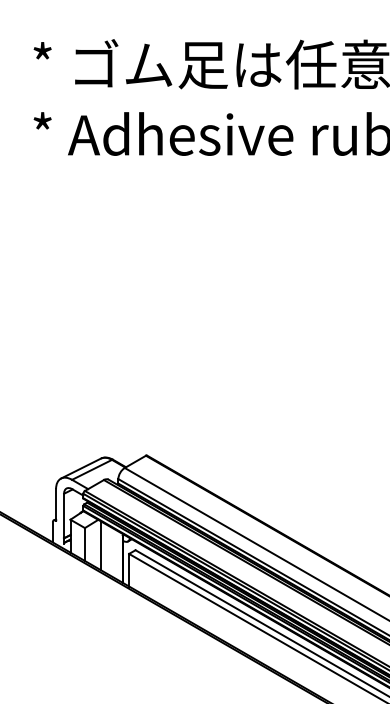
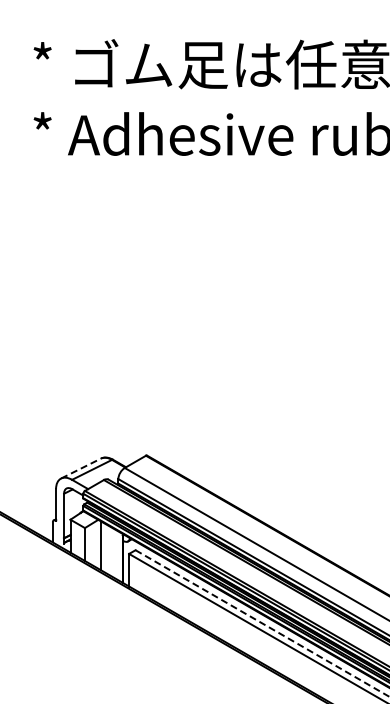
line: solid -> dashed (81, 468)
line: solid -> dashed (262, 623)
